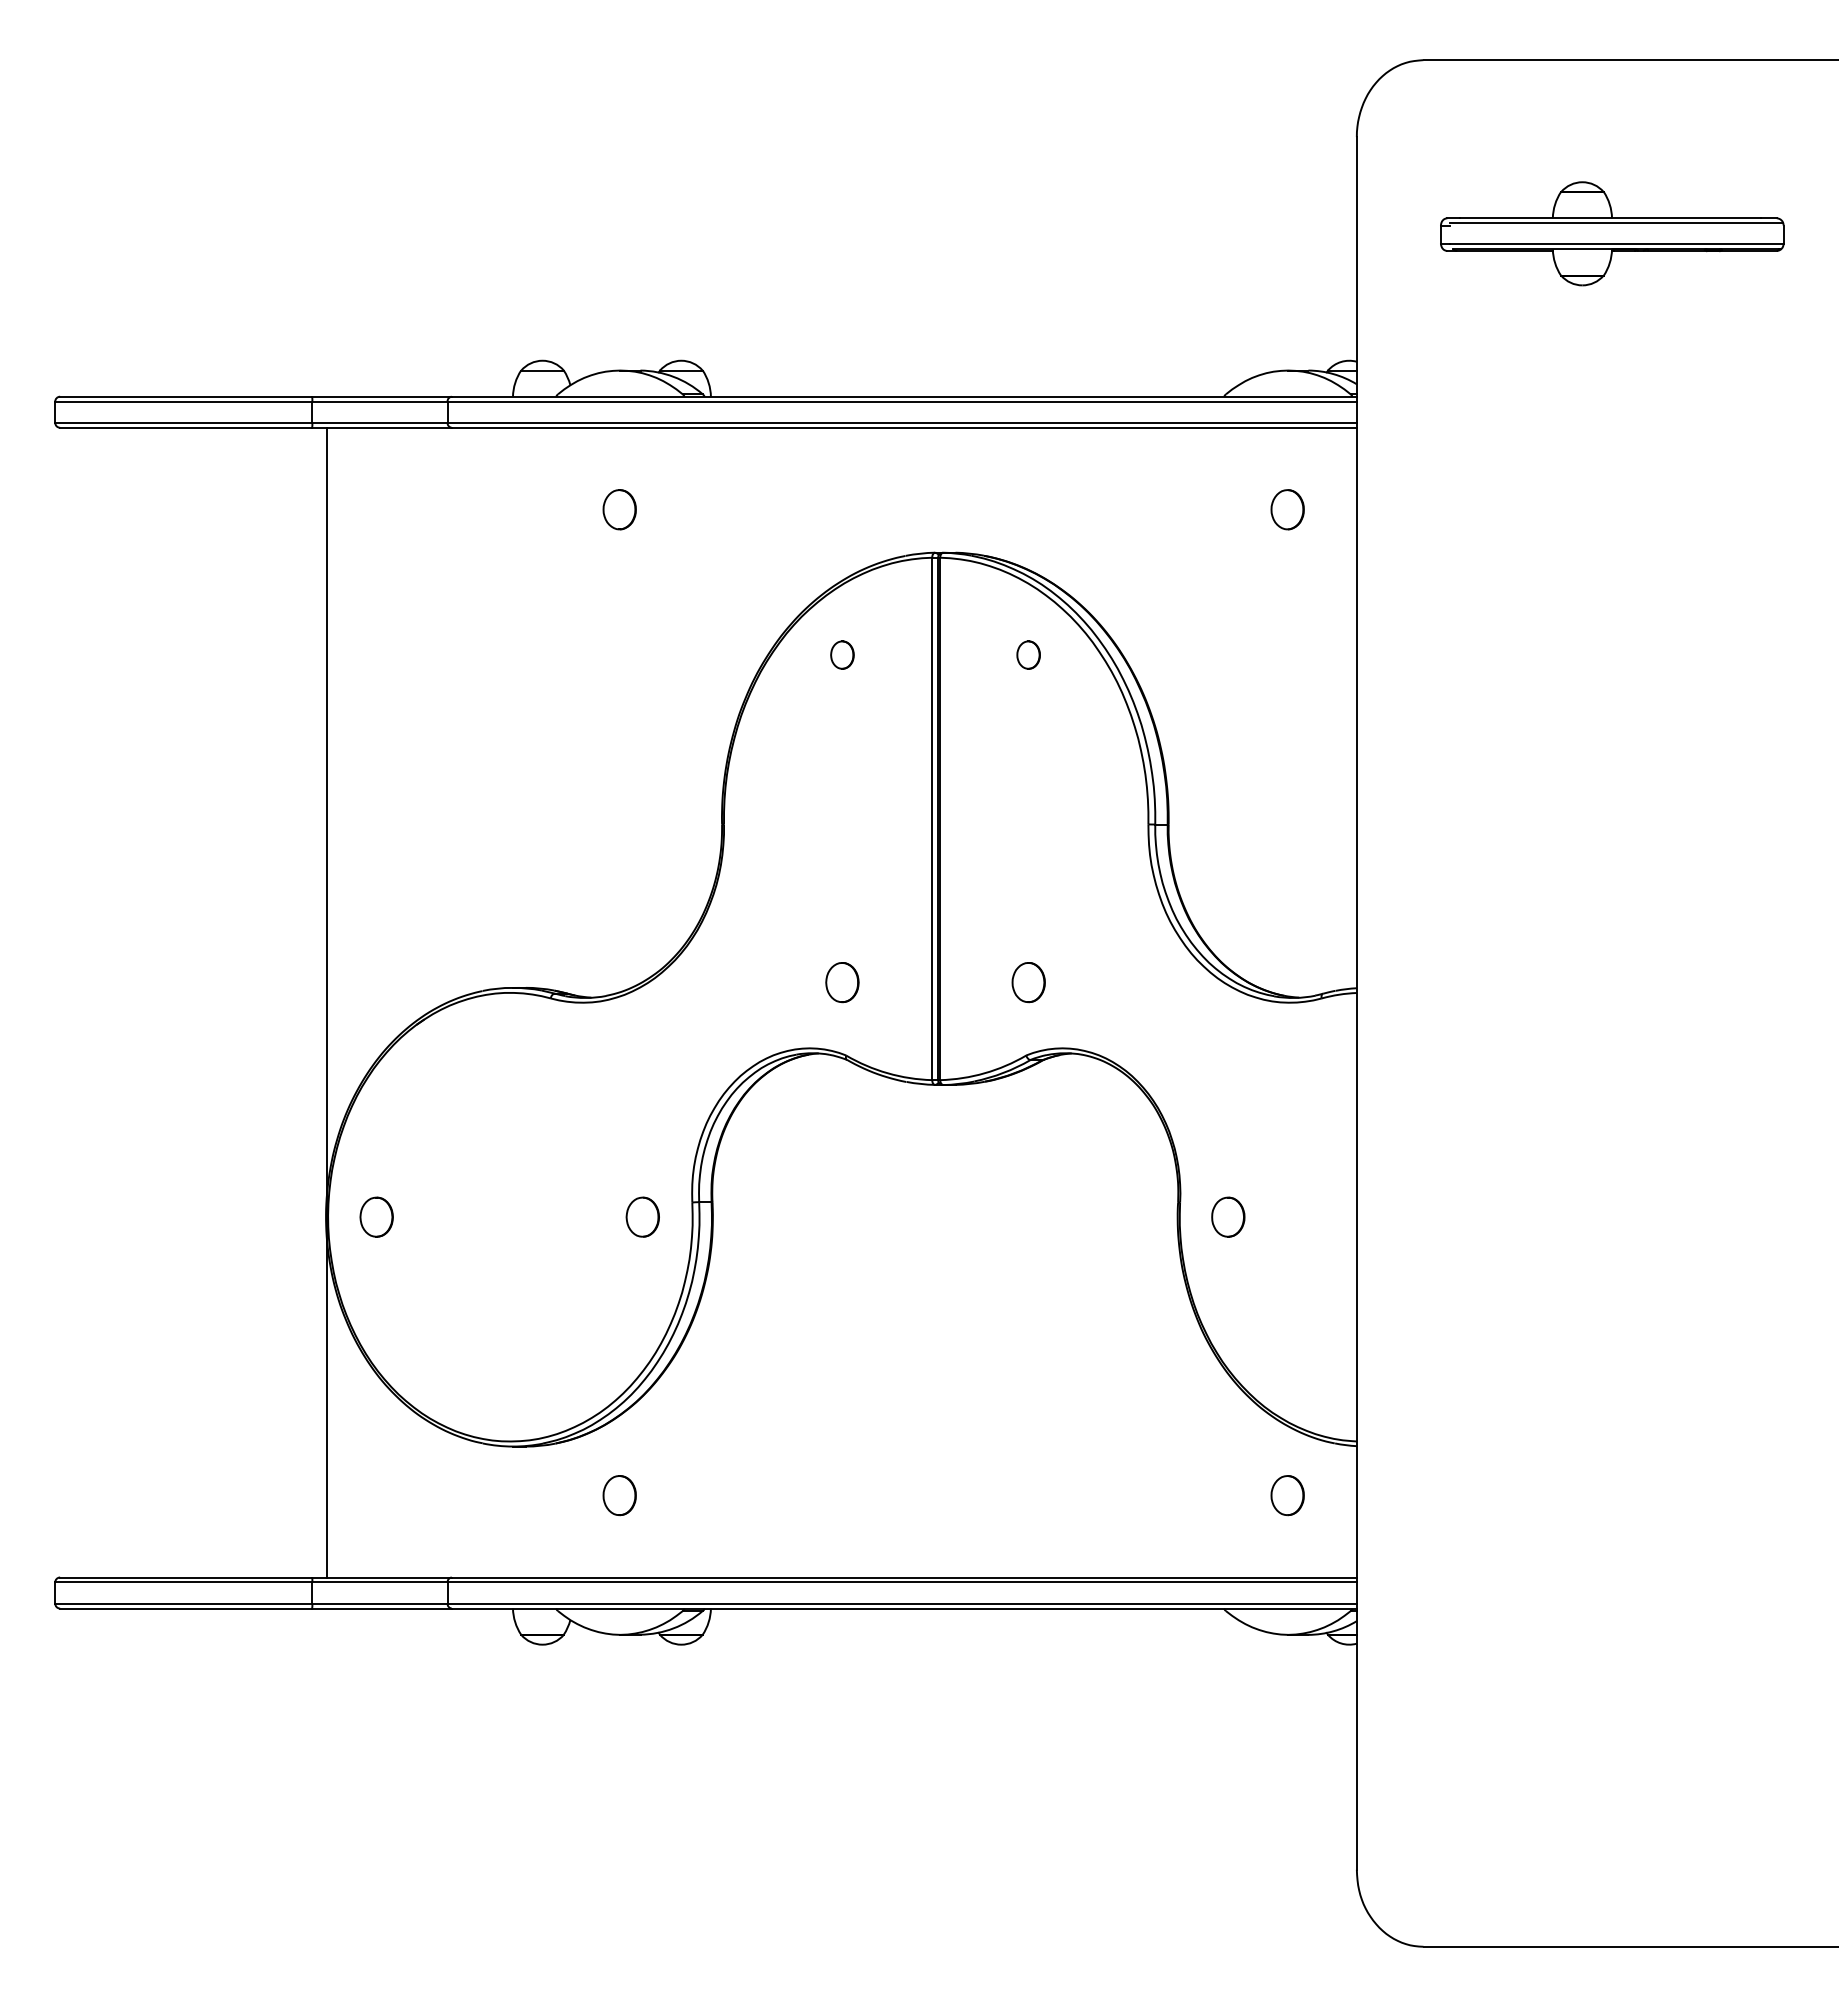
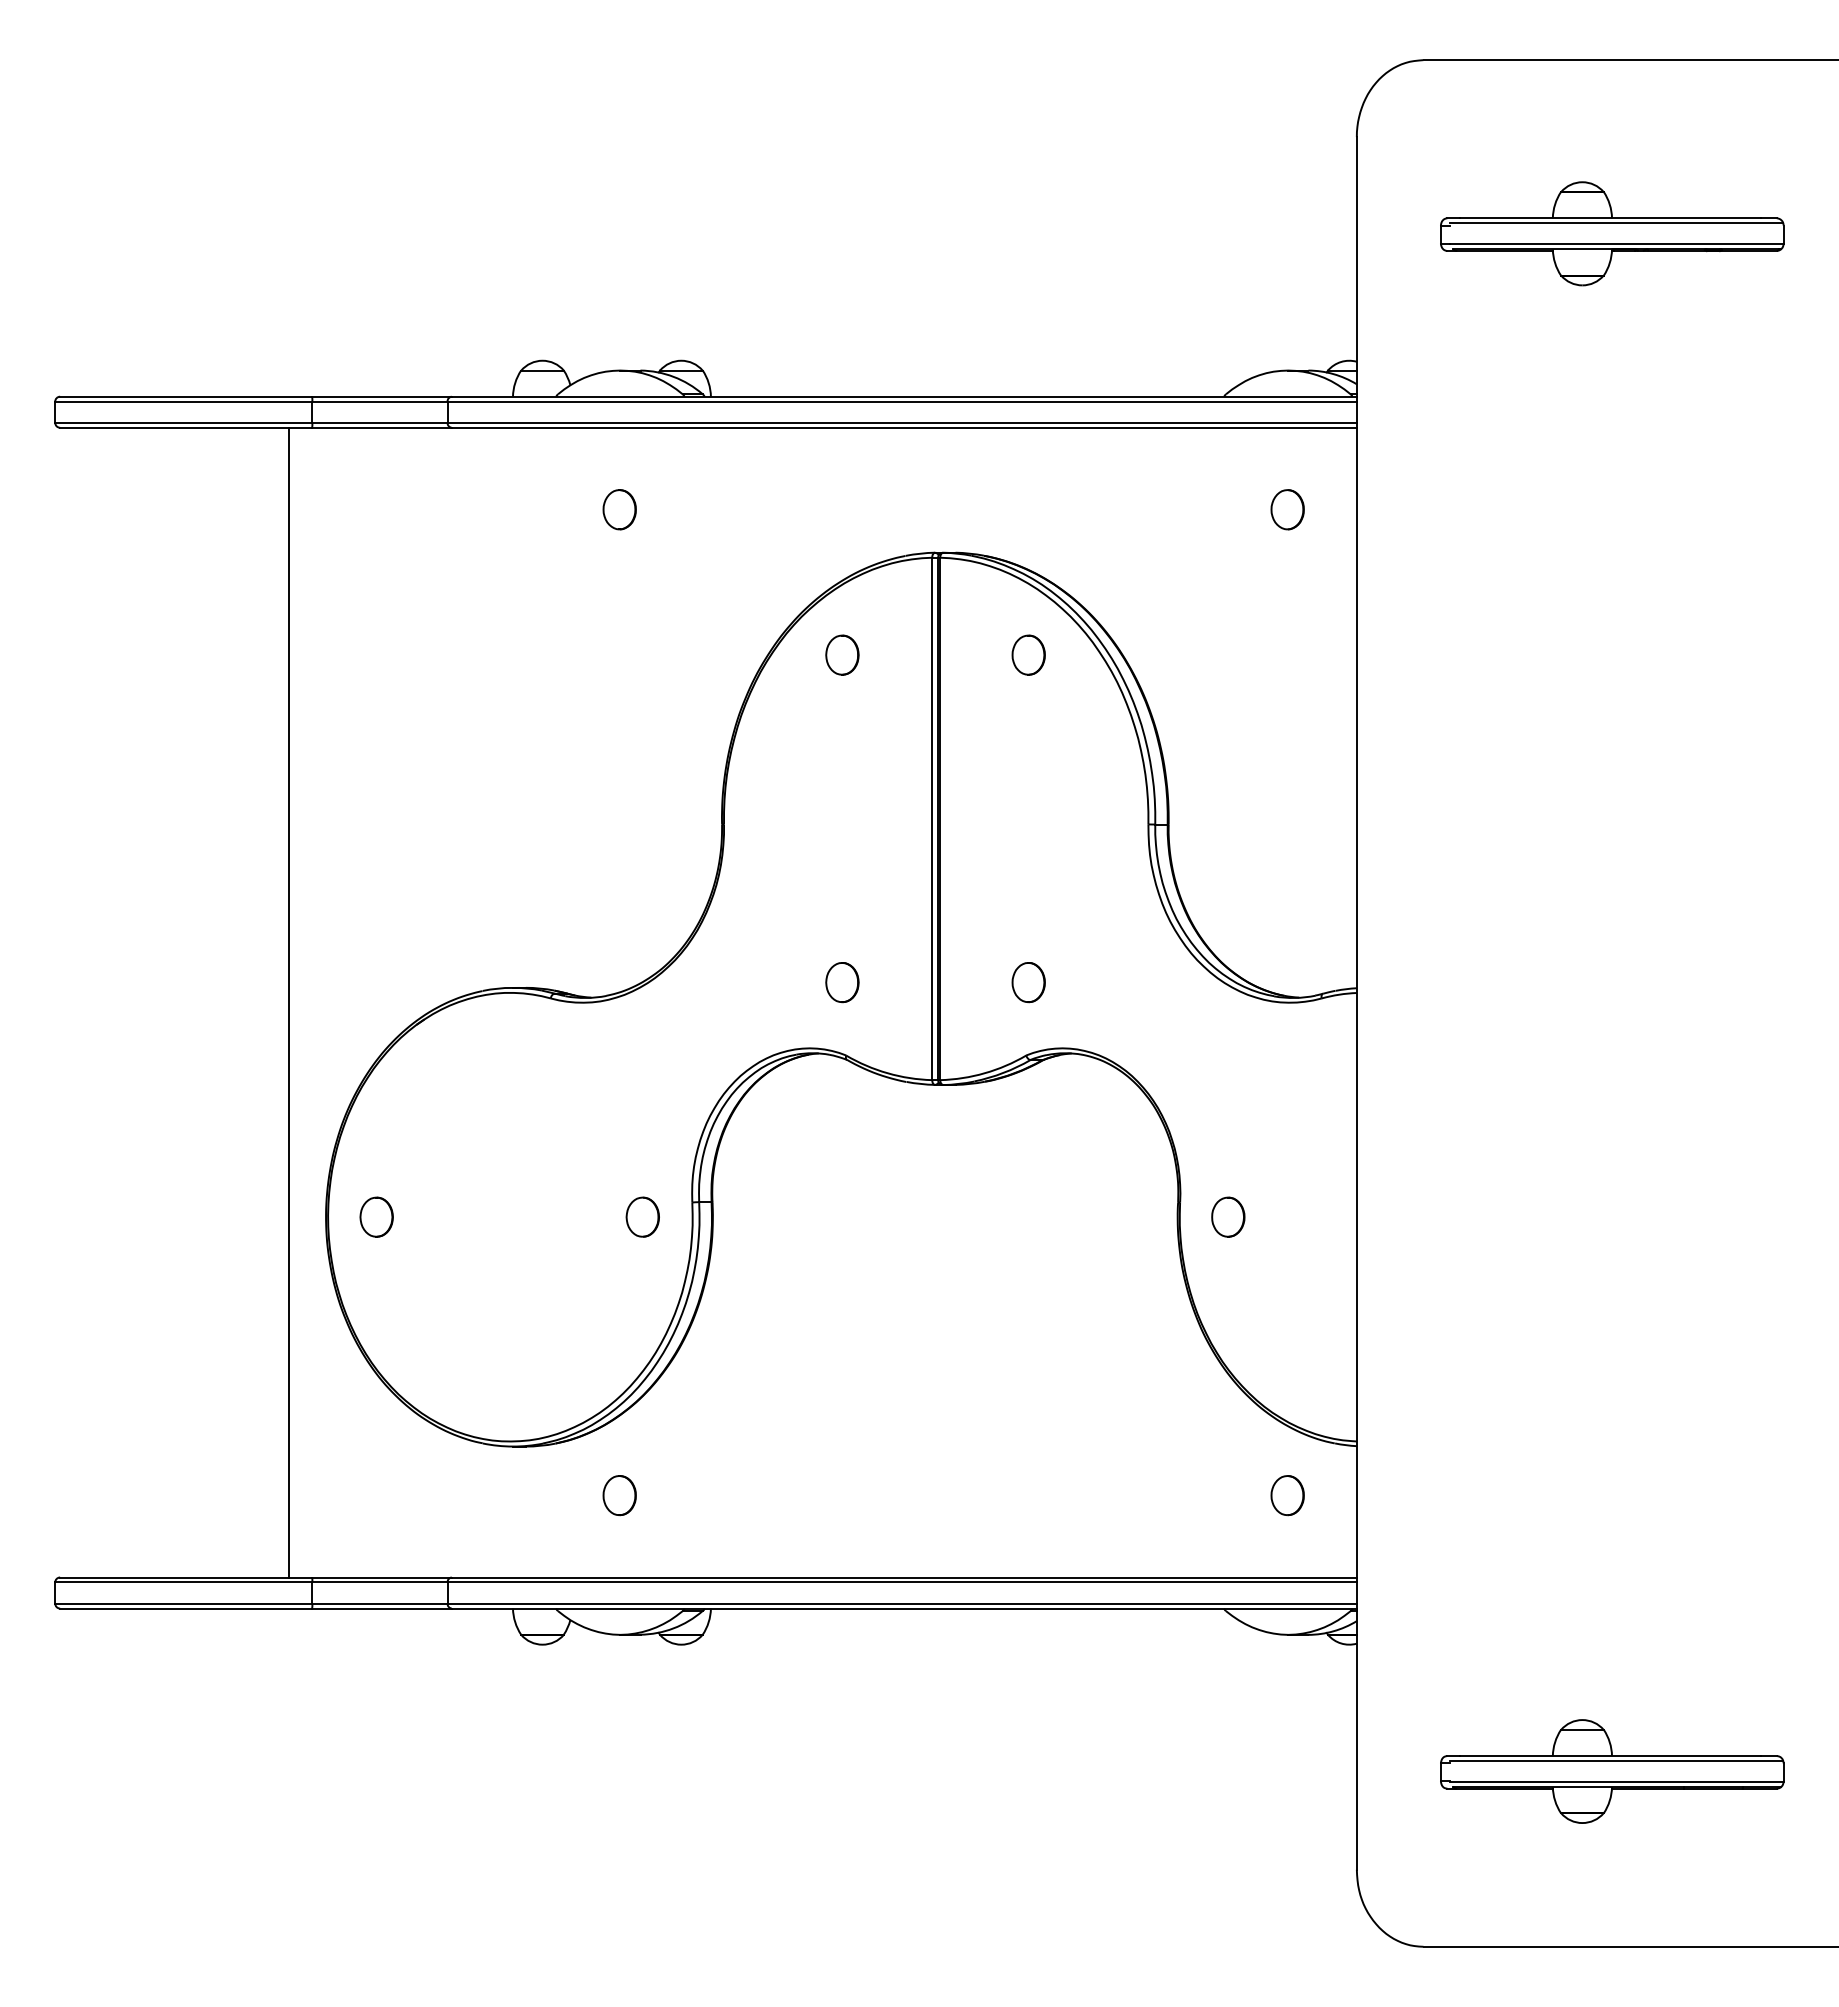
part size: 25x30 px -> 35x42 px (842, 654)
part size: 25x30 px -> 35x42 px (1028, 654)
line position: (327, 1002) -> (289, 1002) (289, 1002)
part: none -> present (1612, 1771)
